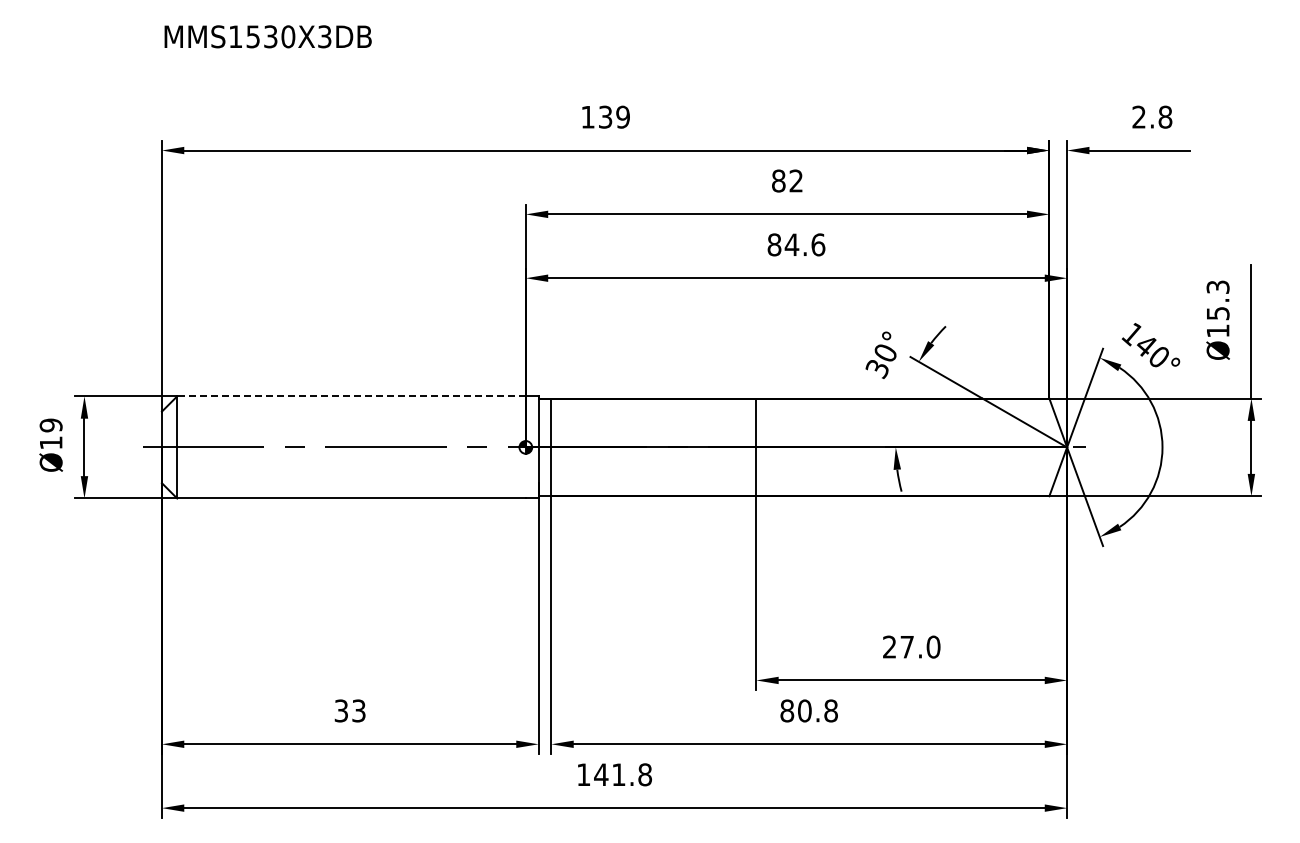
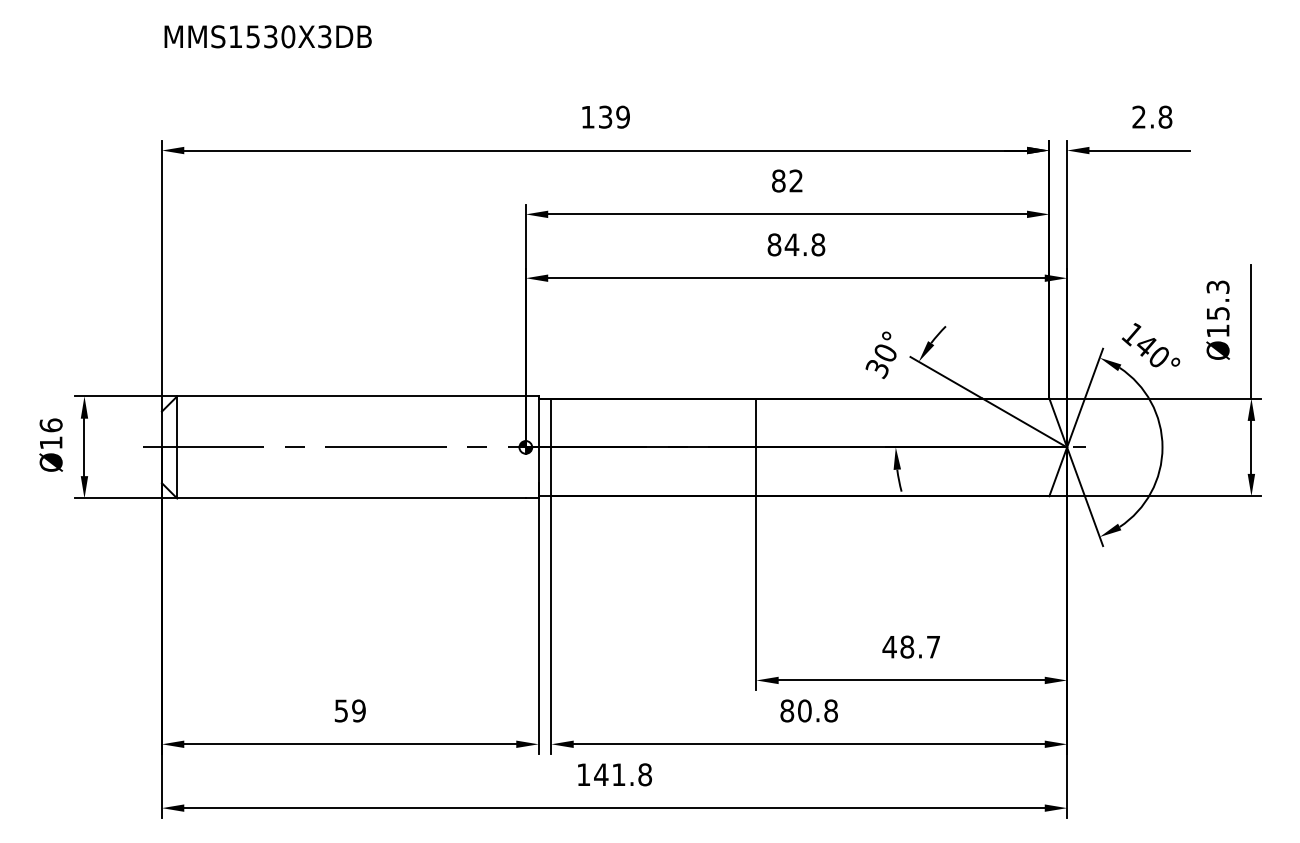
text: 84.6 -> 84.8 (818, 244)
line: dashed -> solid (351, 396)
text: Ø19 -> Ø16 (50, 425)
text: 27.0 -> 48.7 (911, 646)
text: 33 -> 59 (350, 710)
